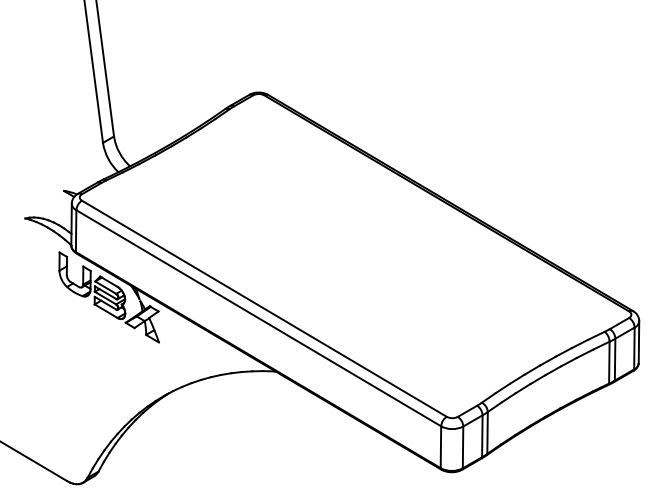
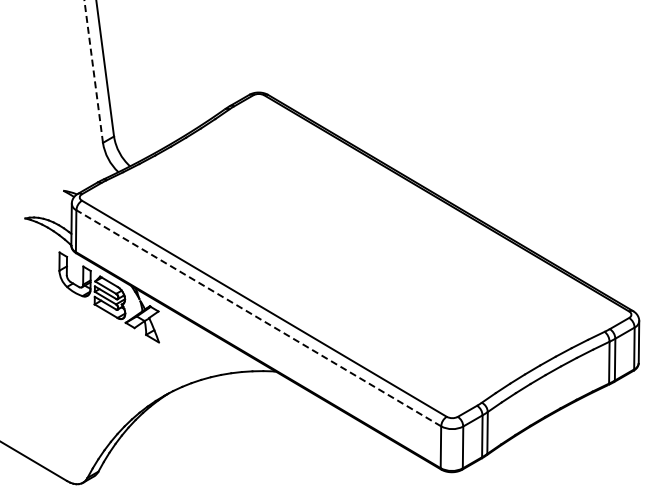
line: solid -> dashed (93, 71)
line: solid -> dashed (258, 318)
